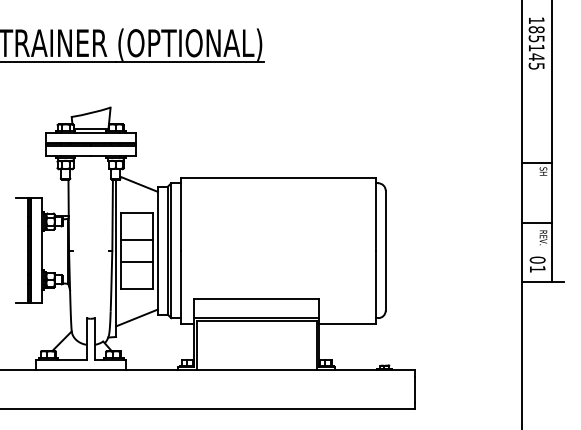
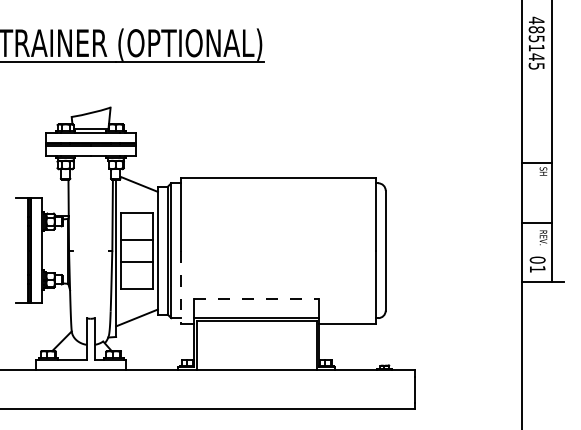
text: 185145 -> 485145 (536, 20)
line: solid -> dashed (180, 287)
line: solid -> dashed (256, 298)
